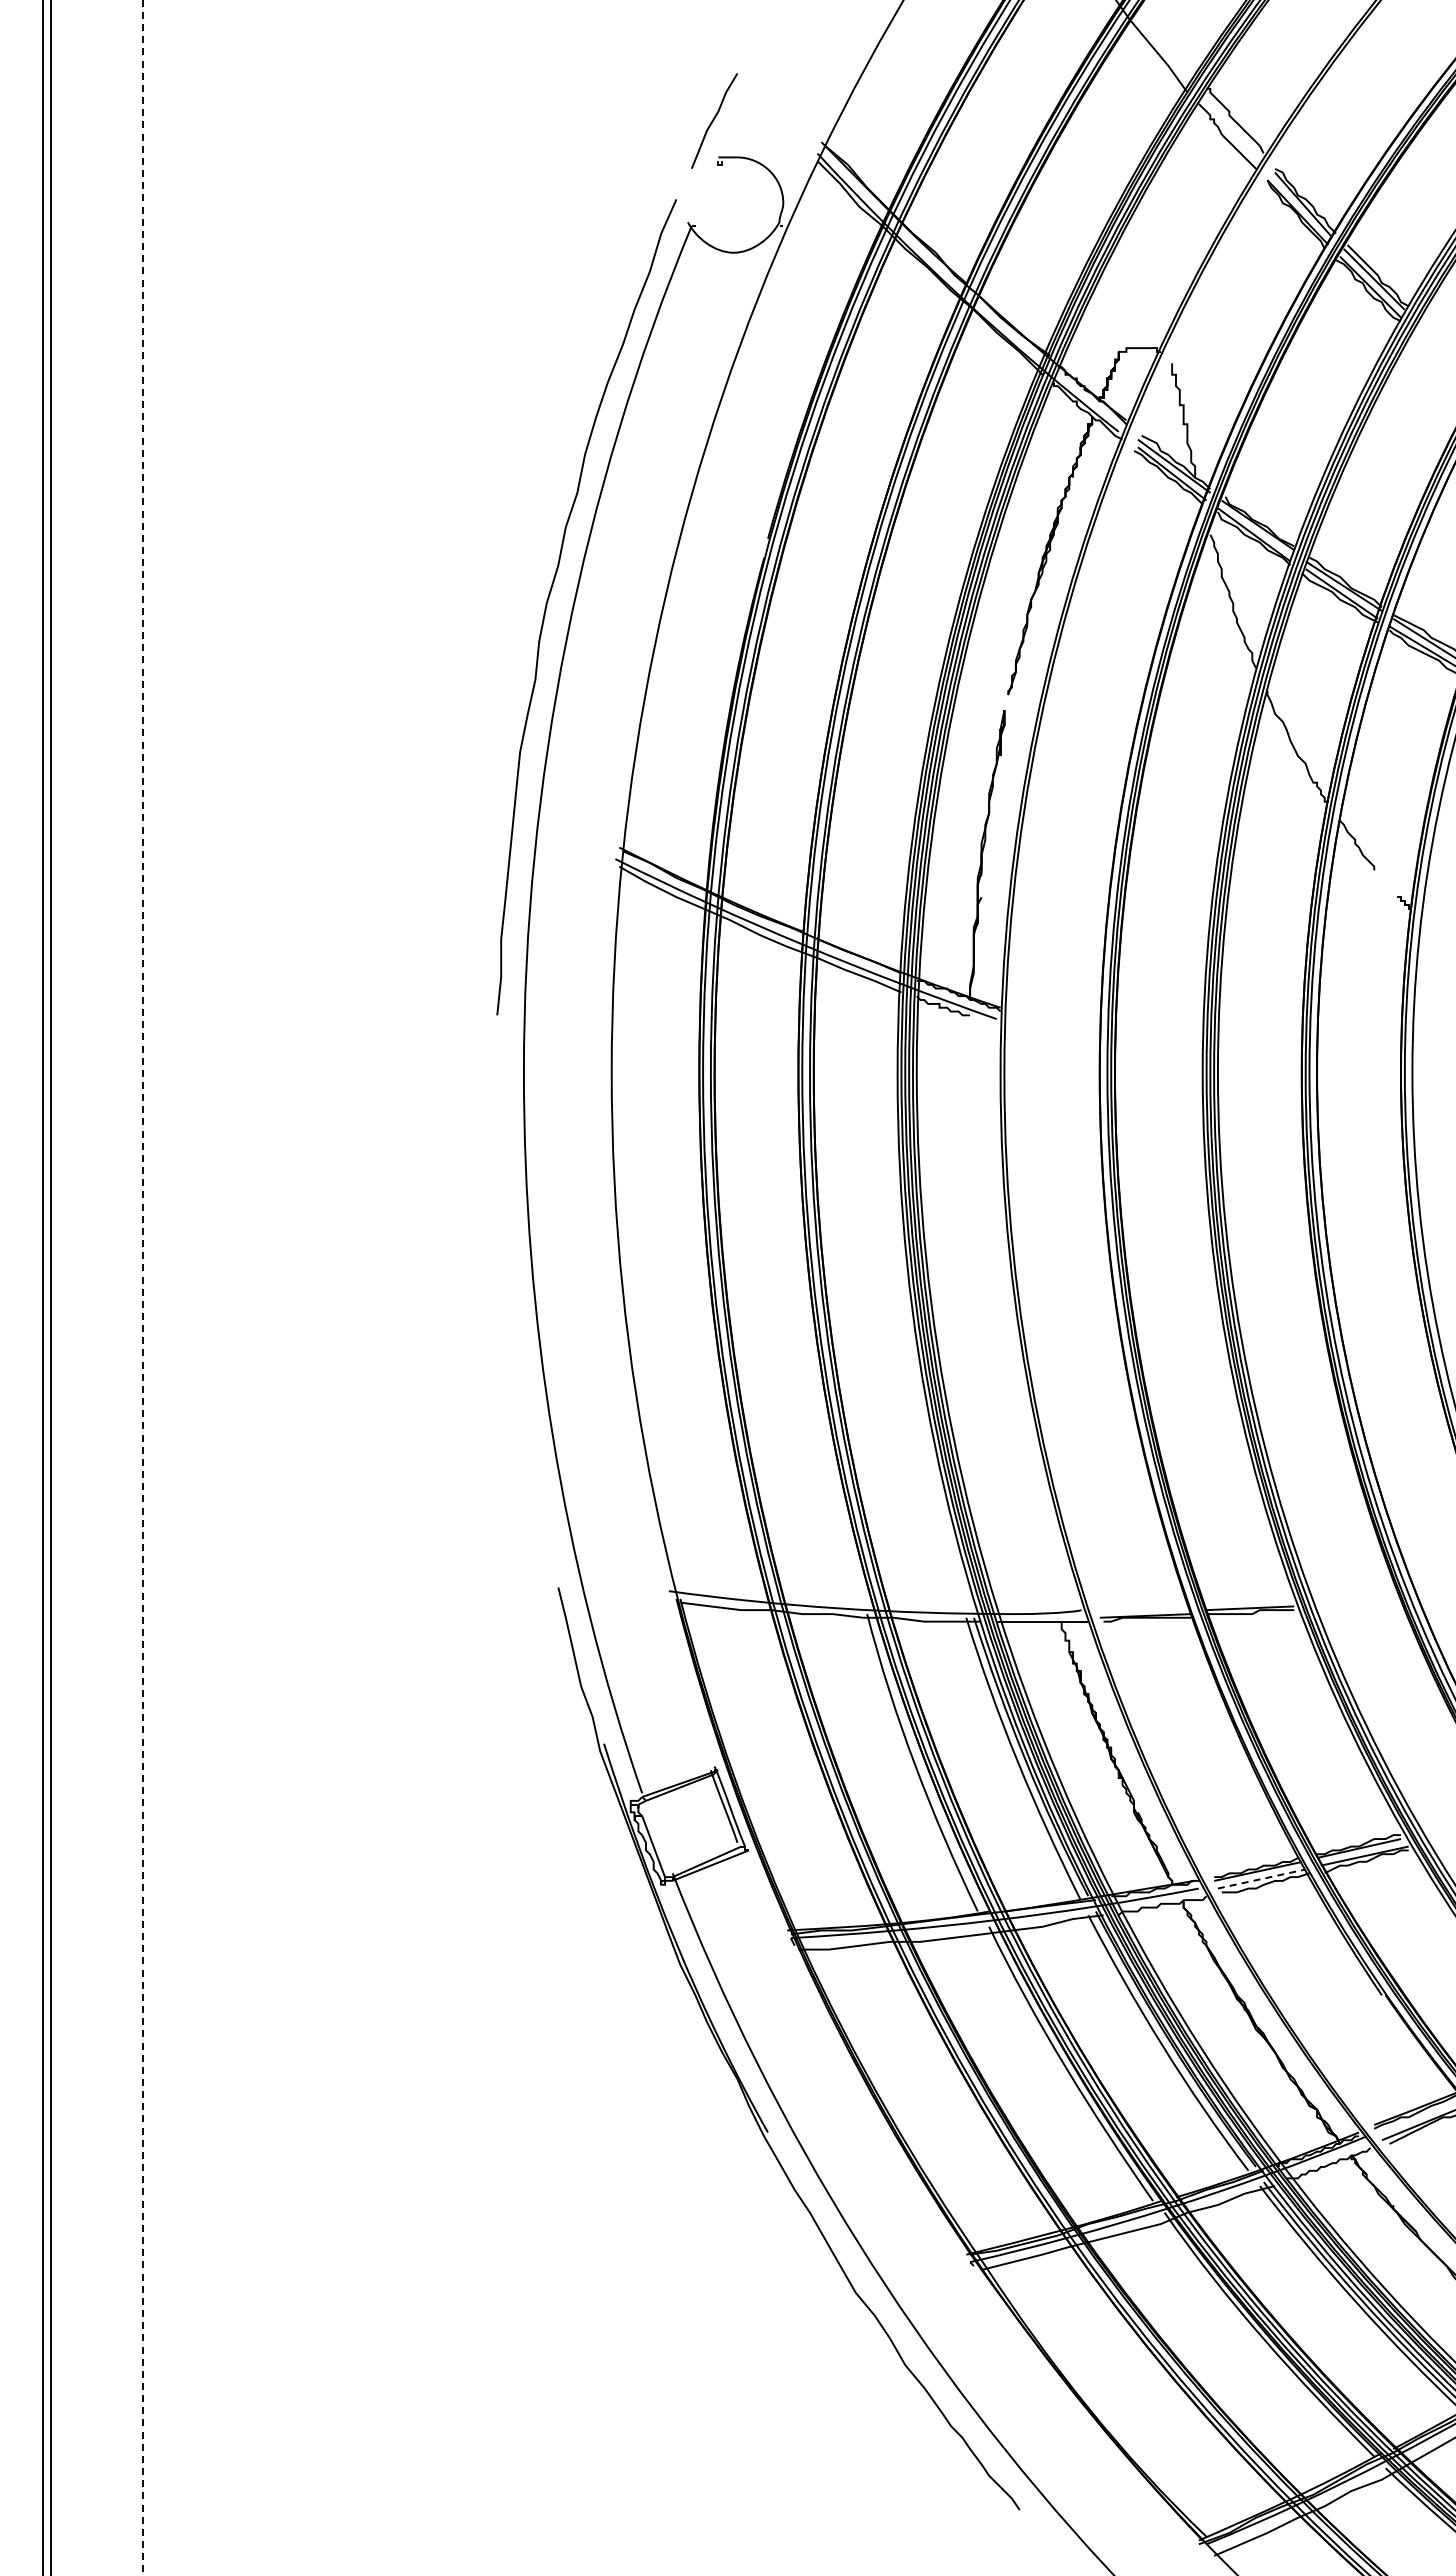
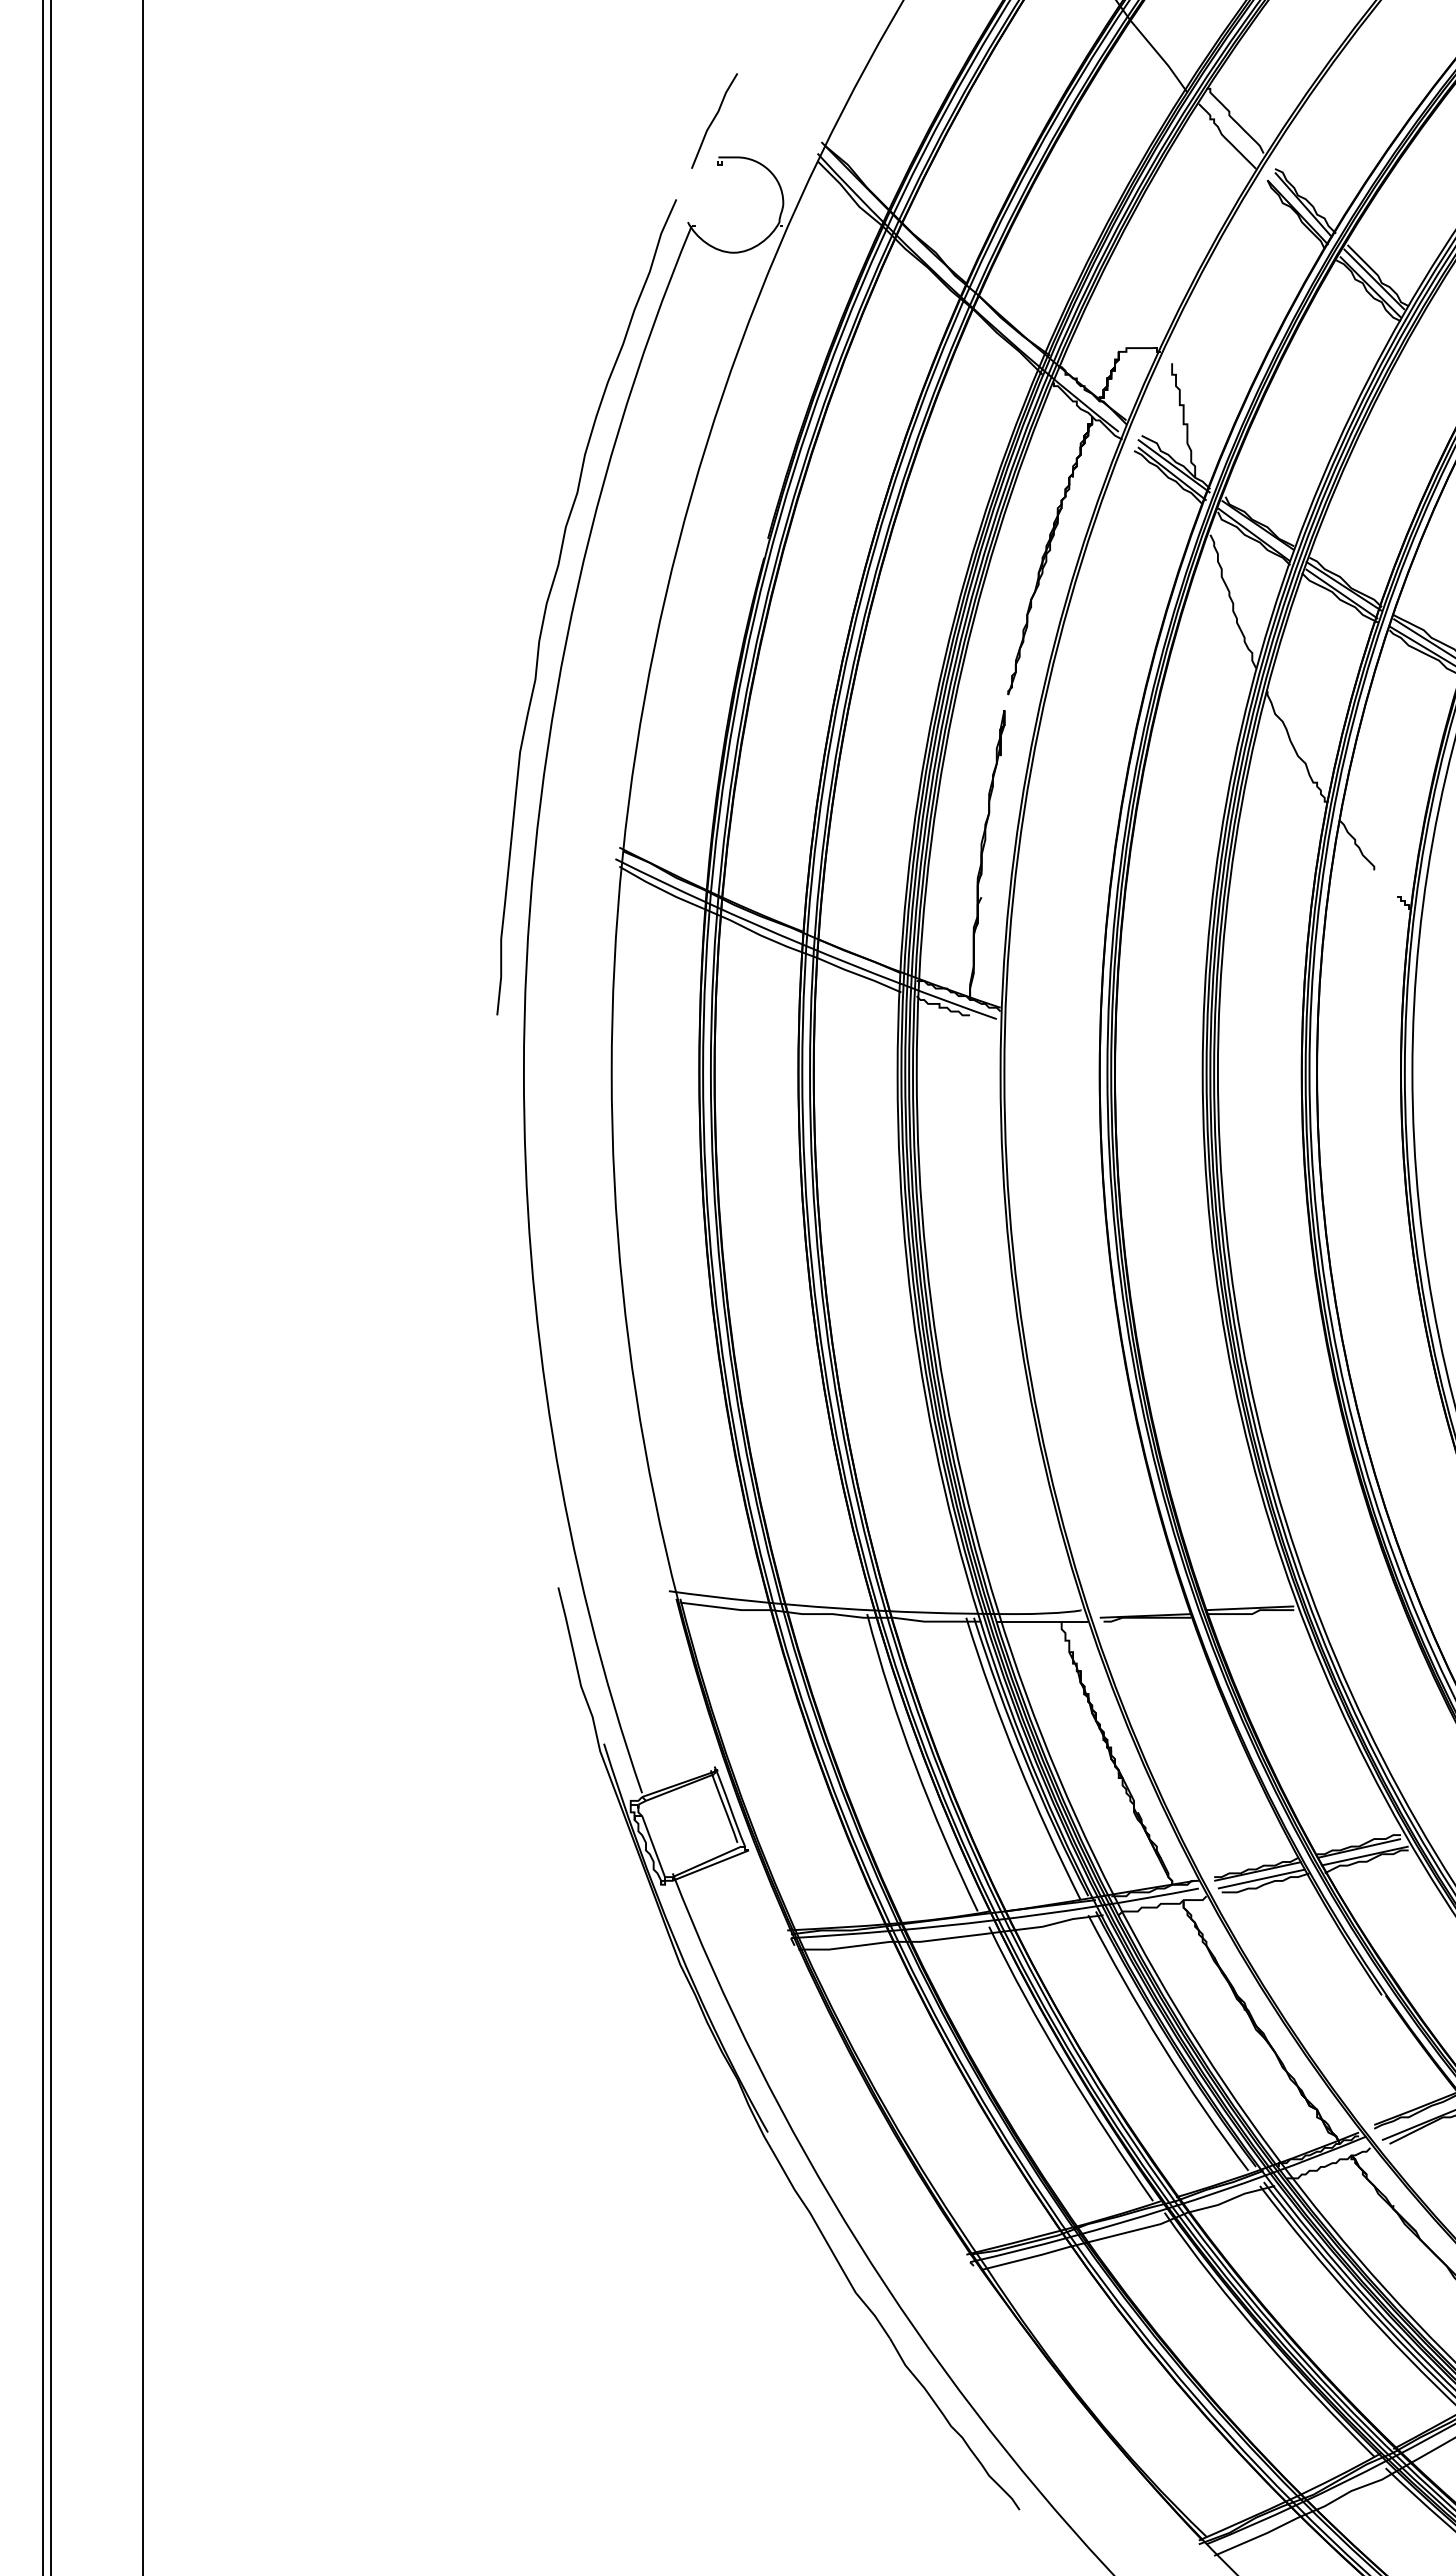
line: dashed -> solid (142, 1287)
line: dashed -> solid (1261, 1879)
